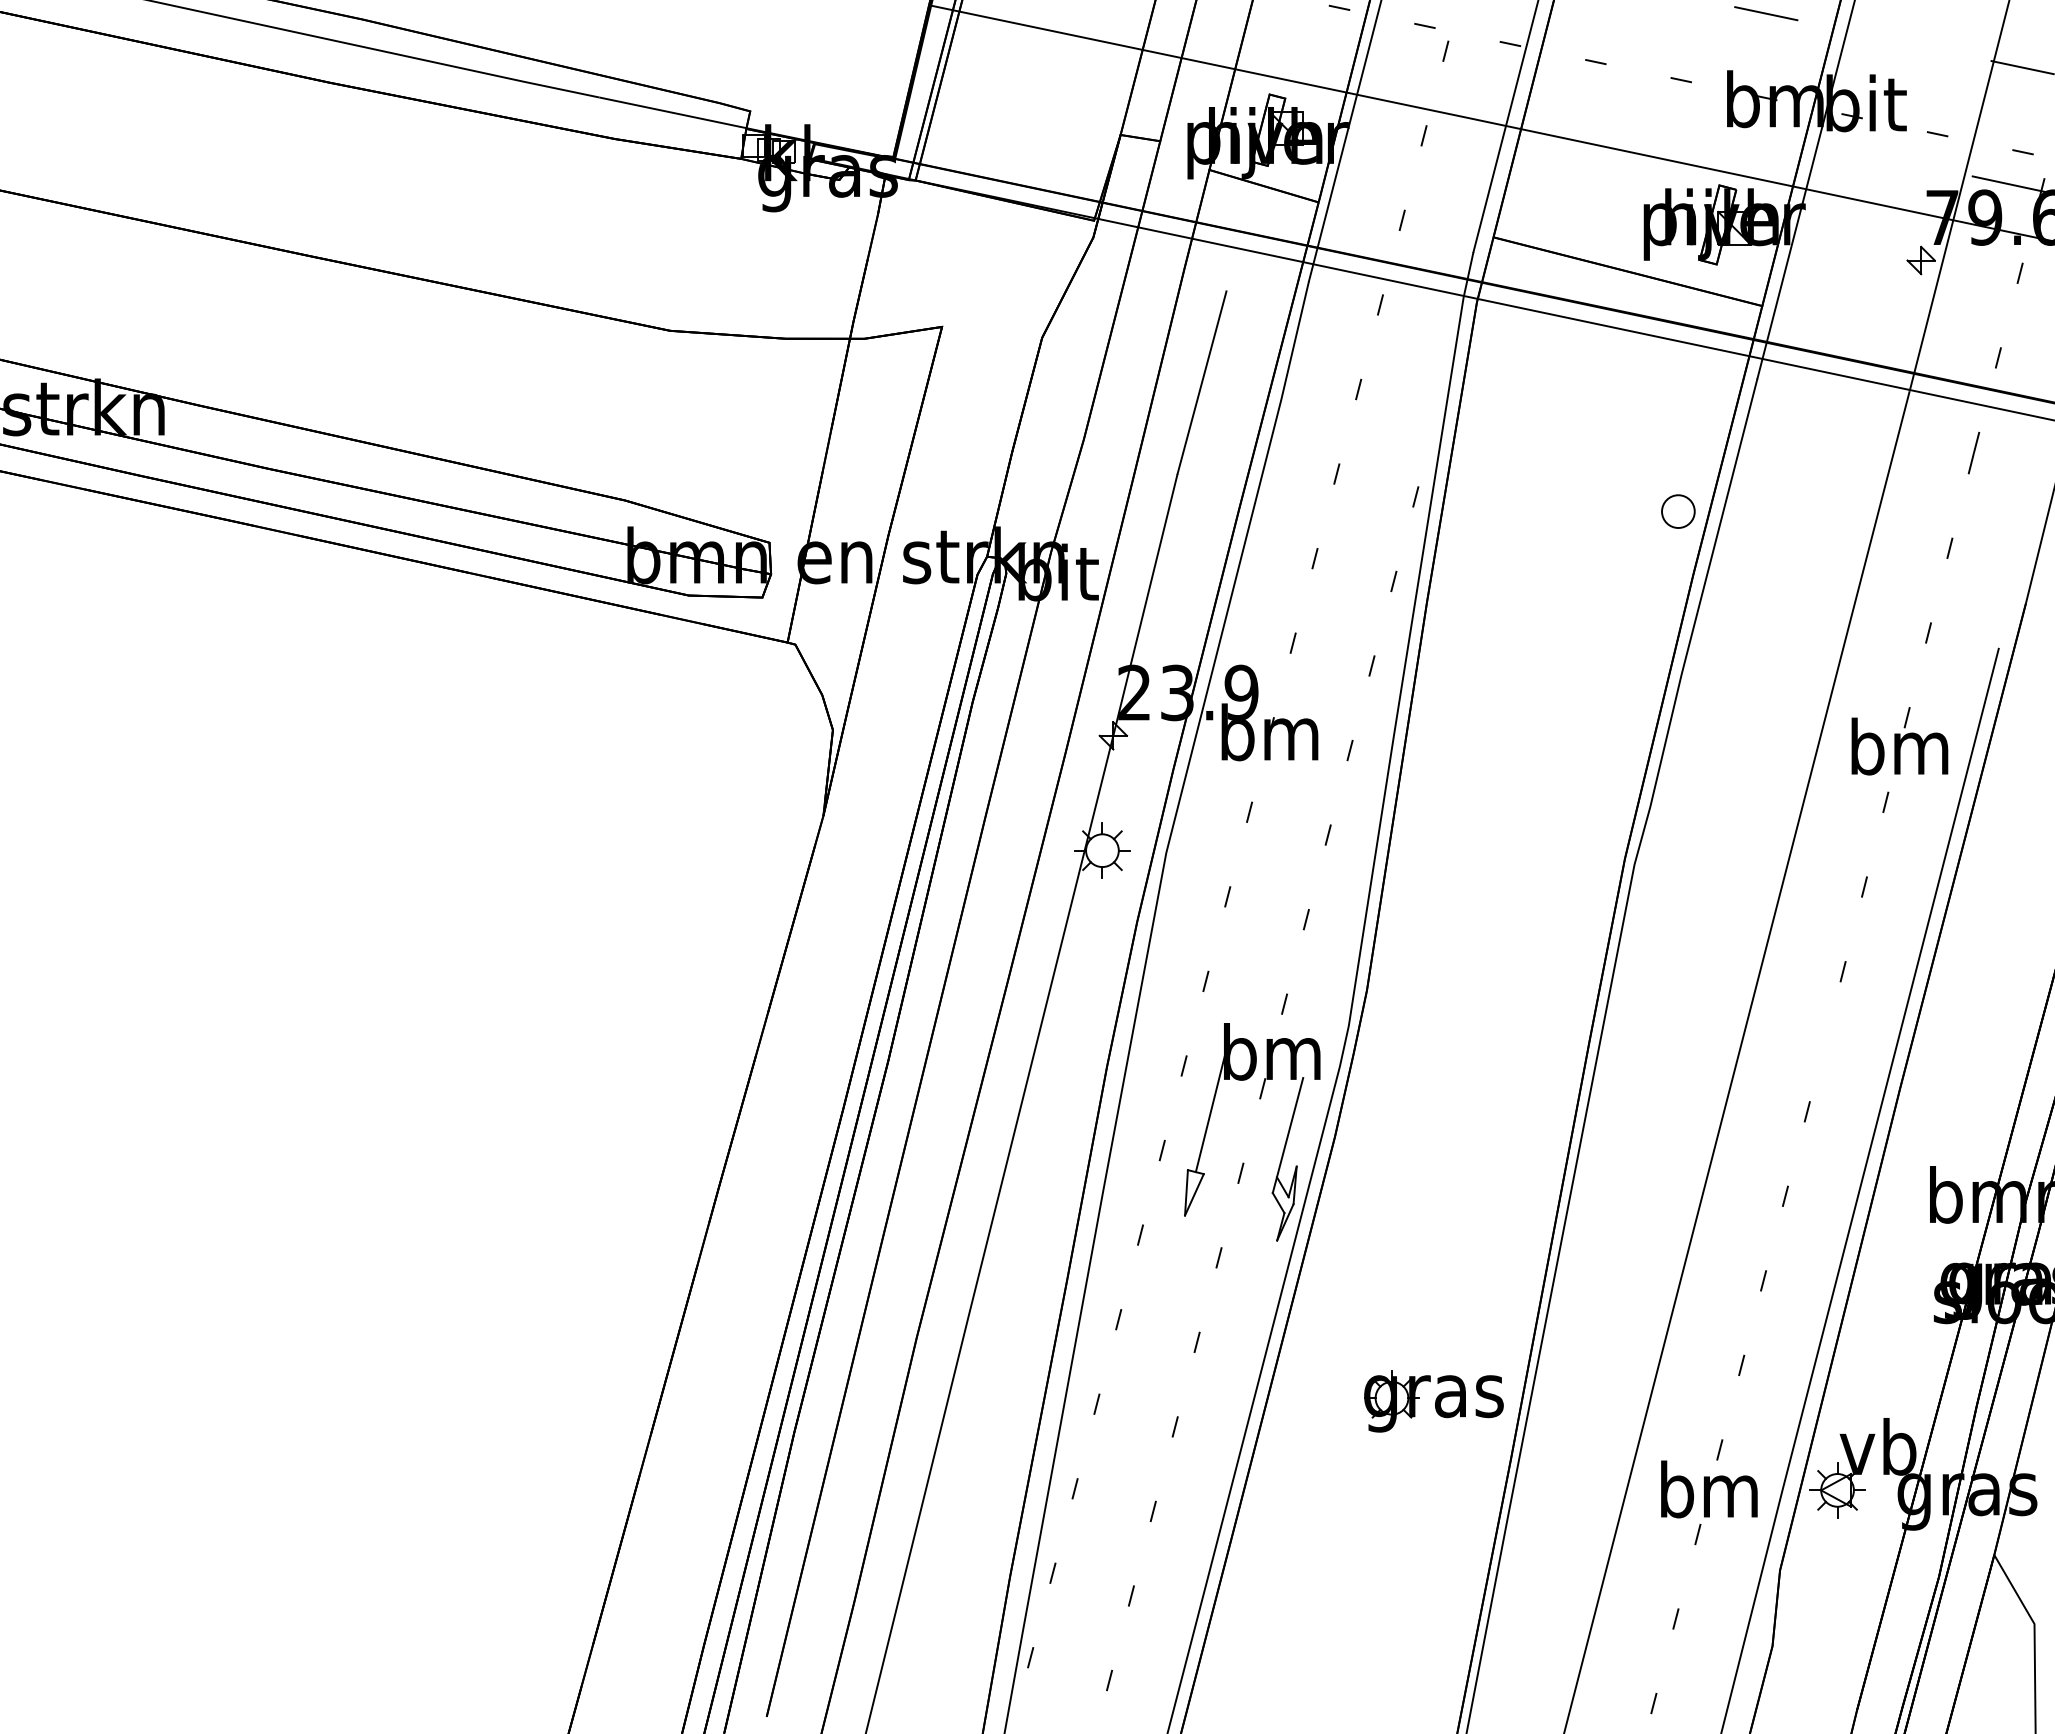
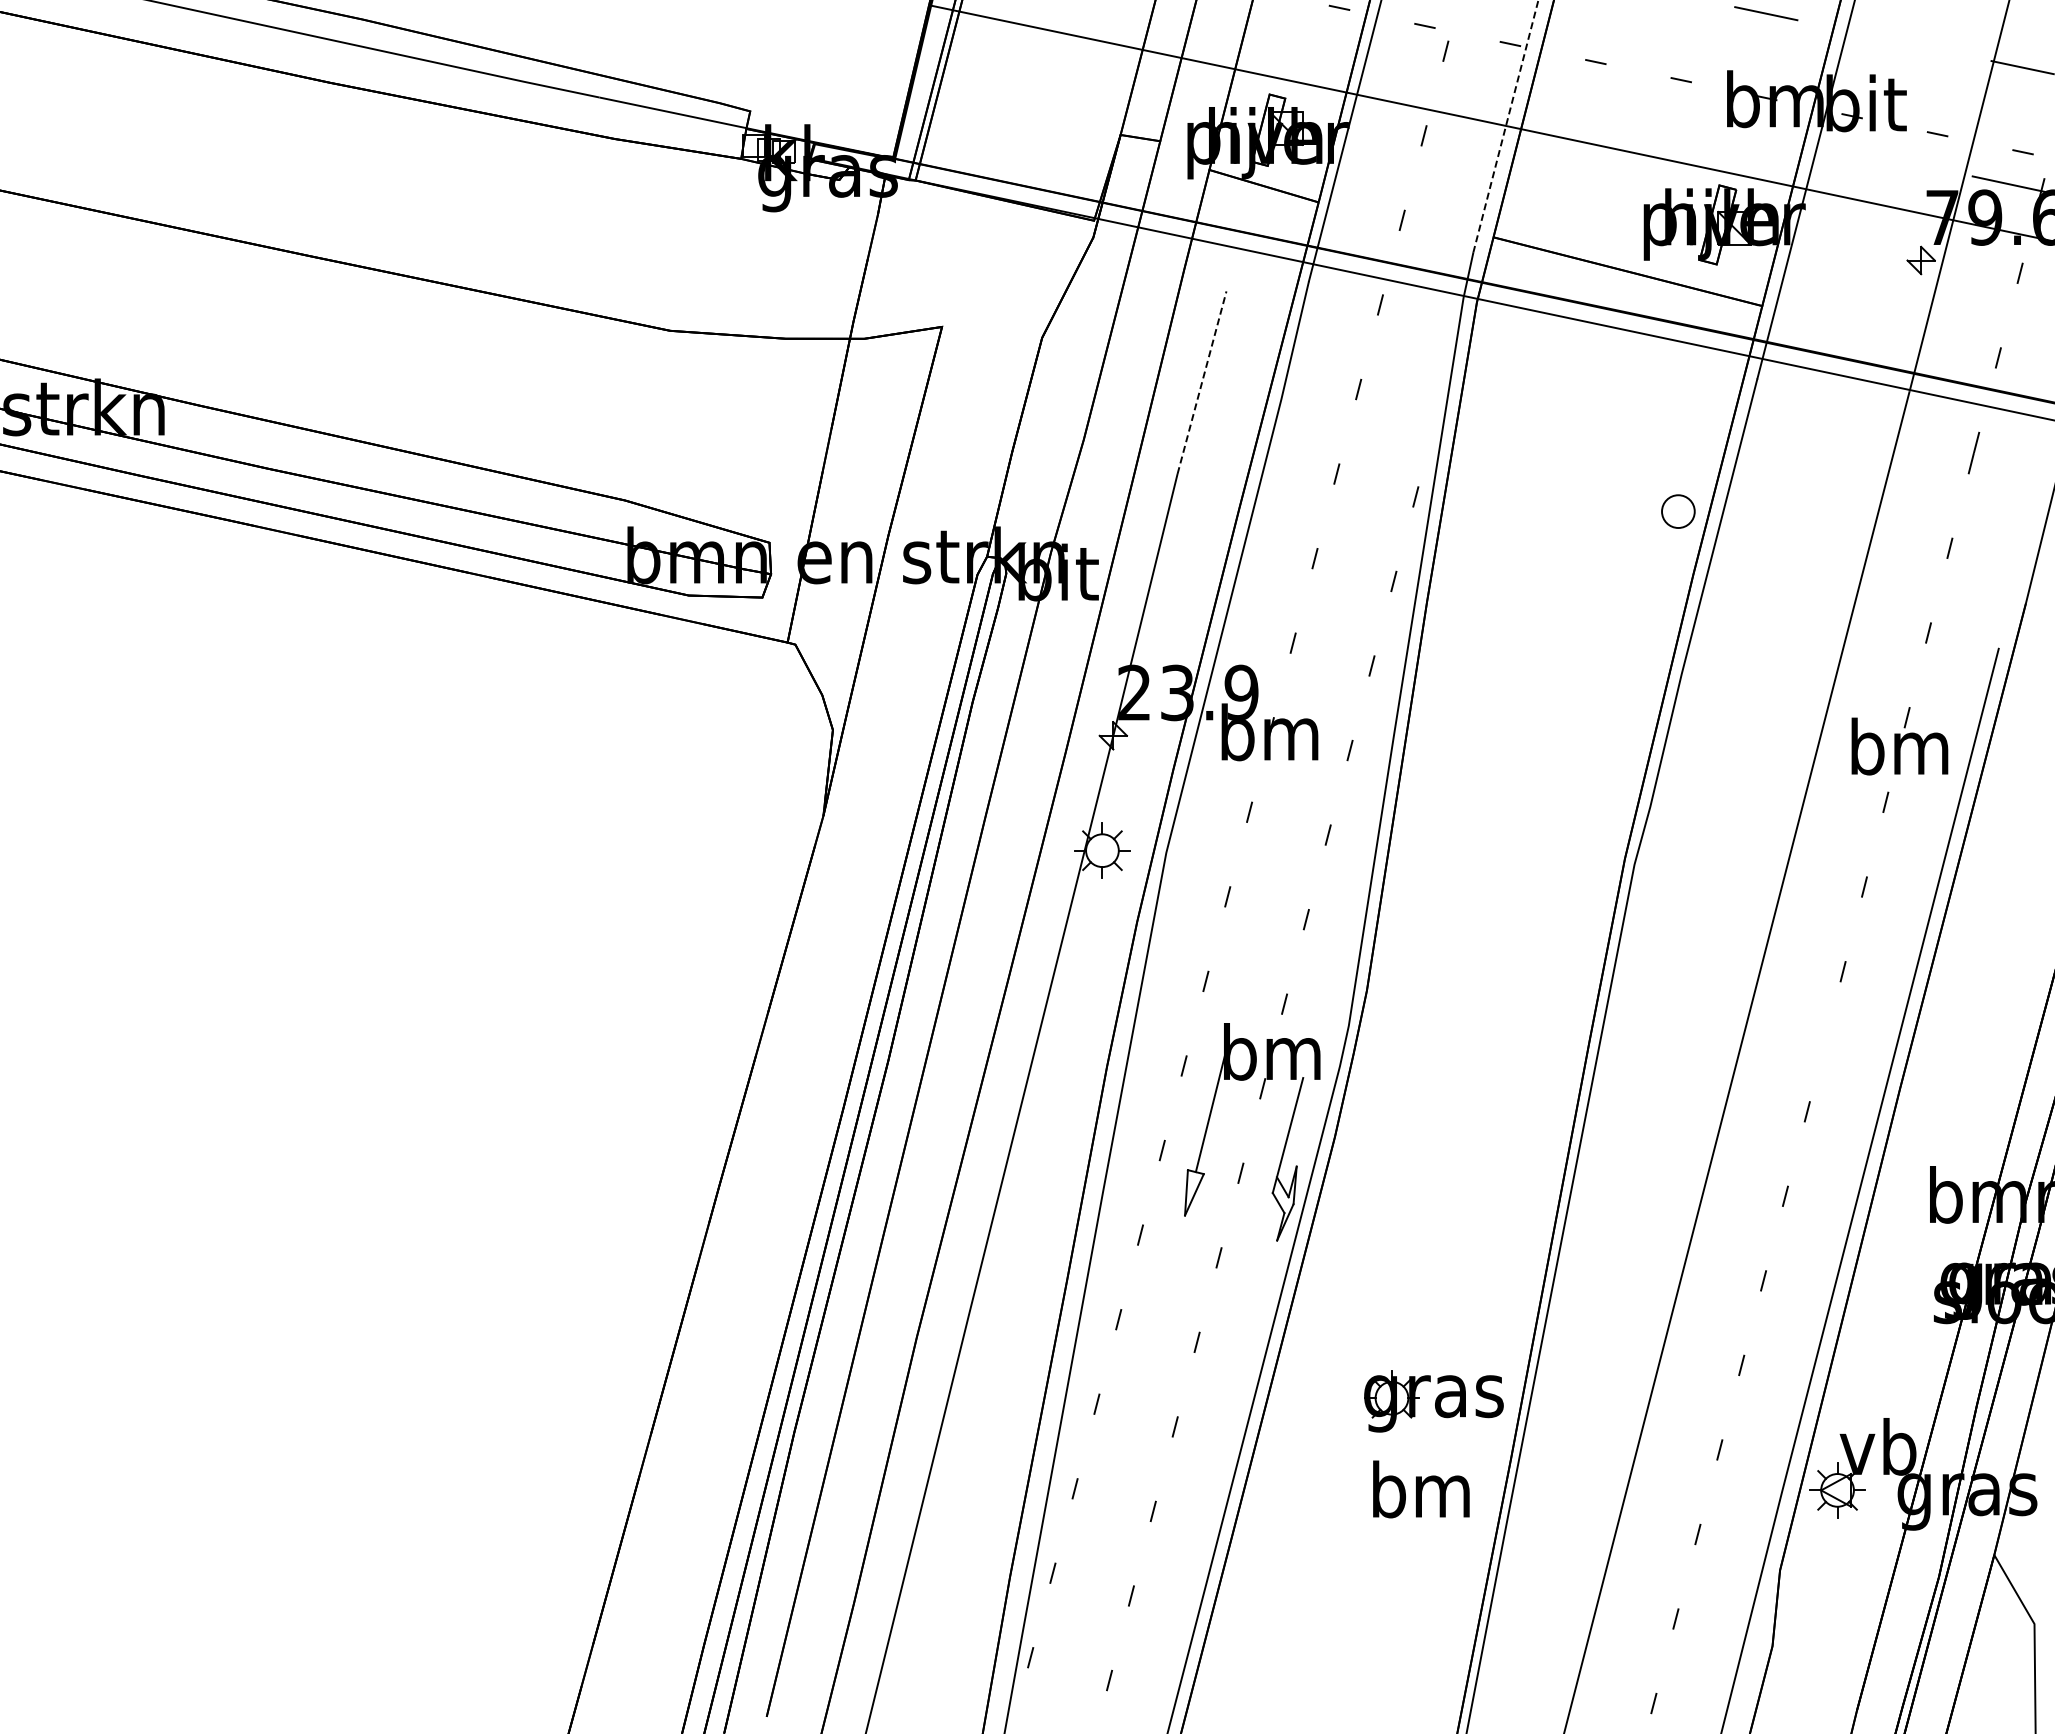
line: solid -> dashed (1505, 126)
line: solid -> dashed (1202, 382)
text position: (1709, 1489) -> (1421, 1489) (1421, 1489)
